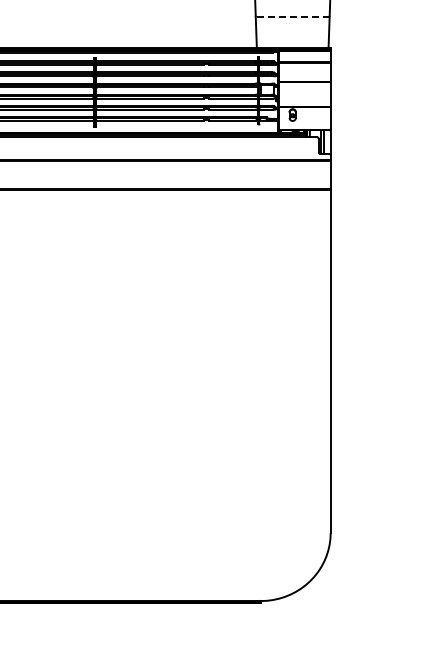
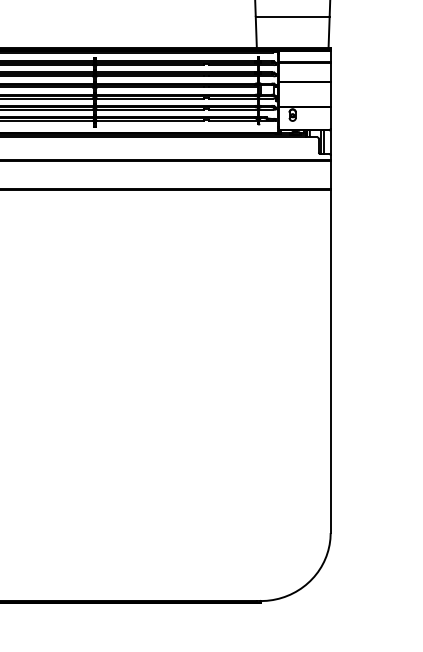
line: dashed -> solid (292, 16)
